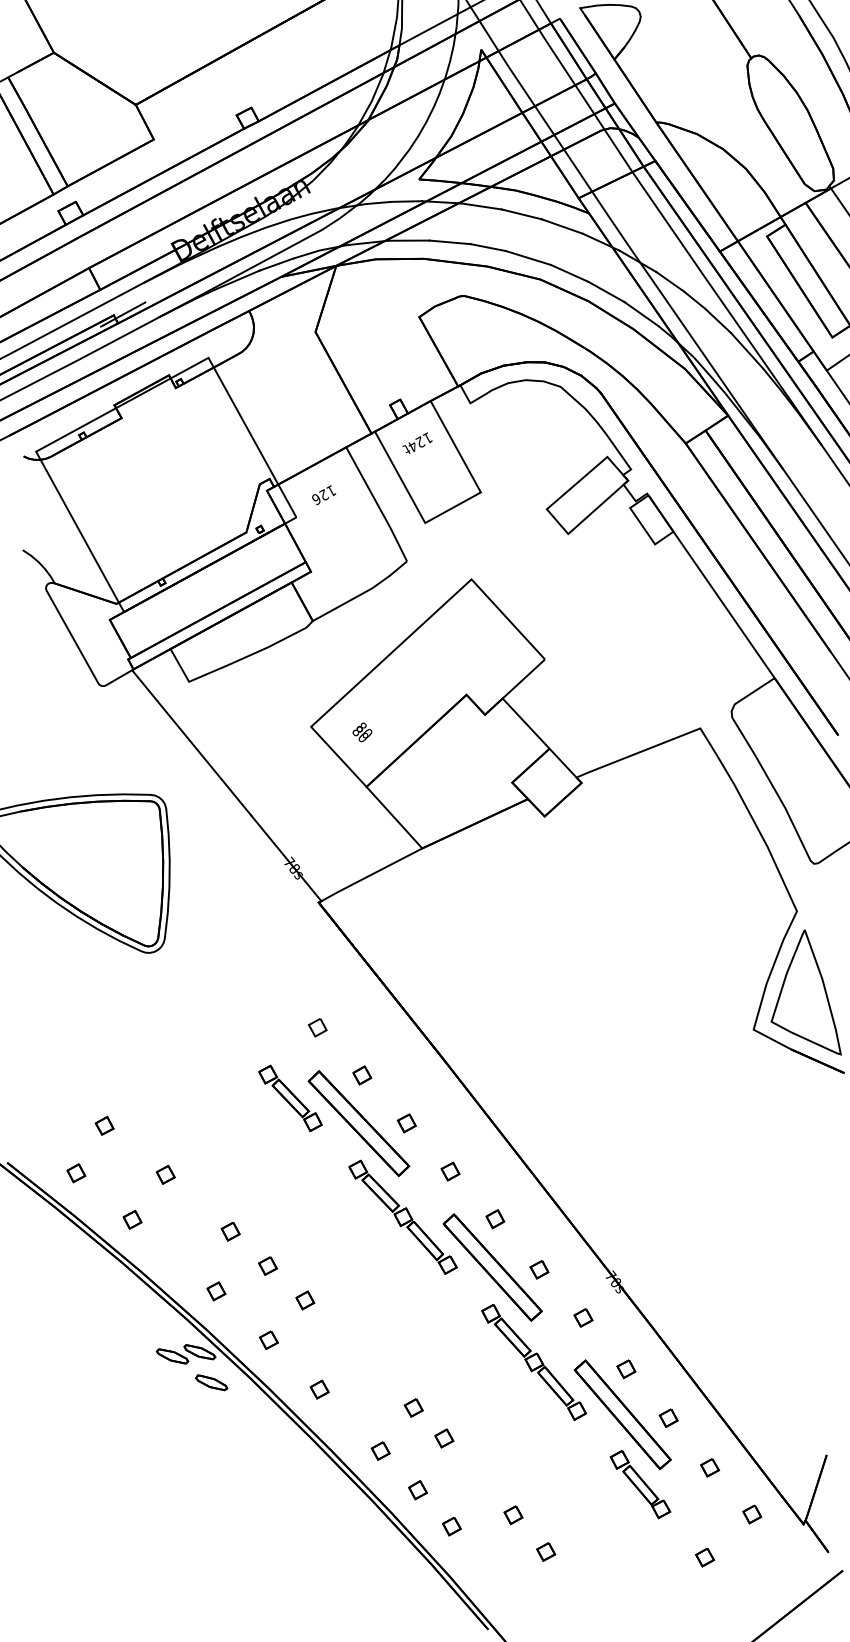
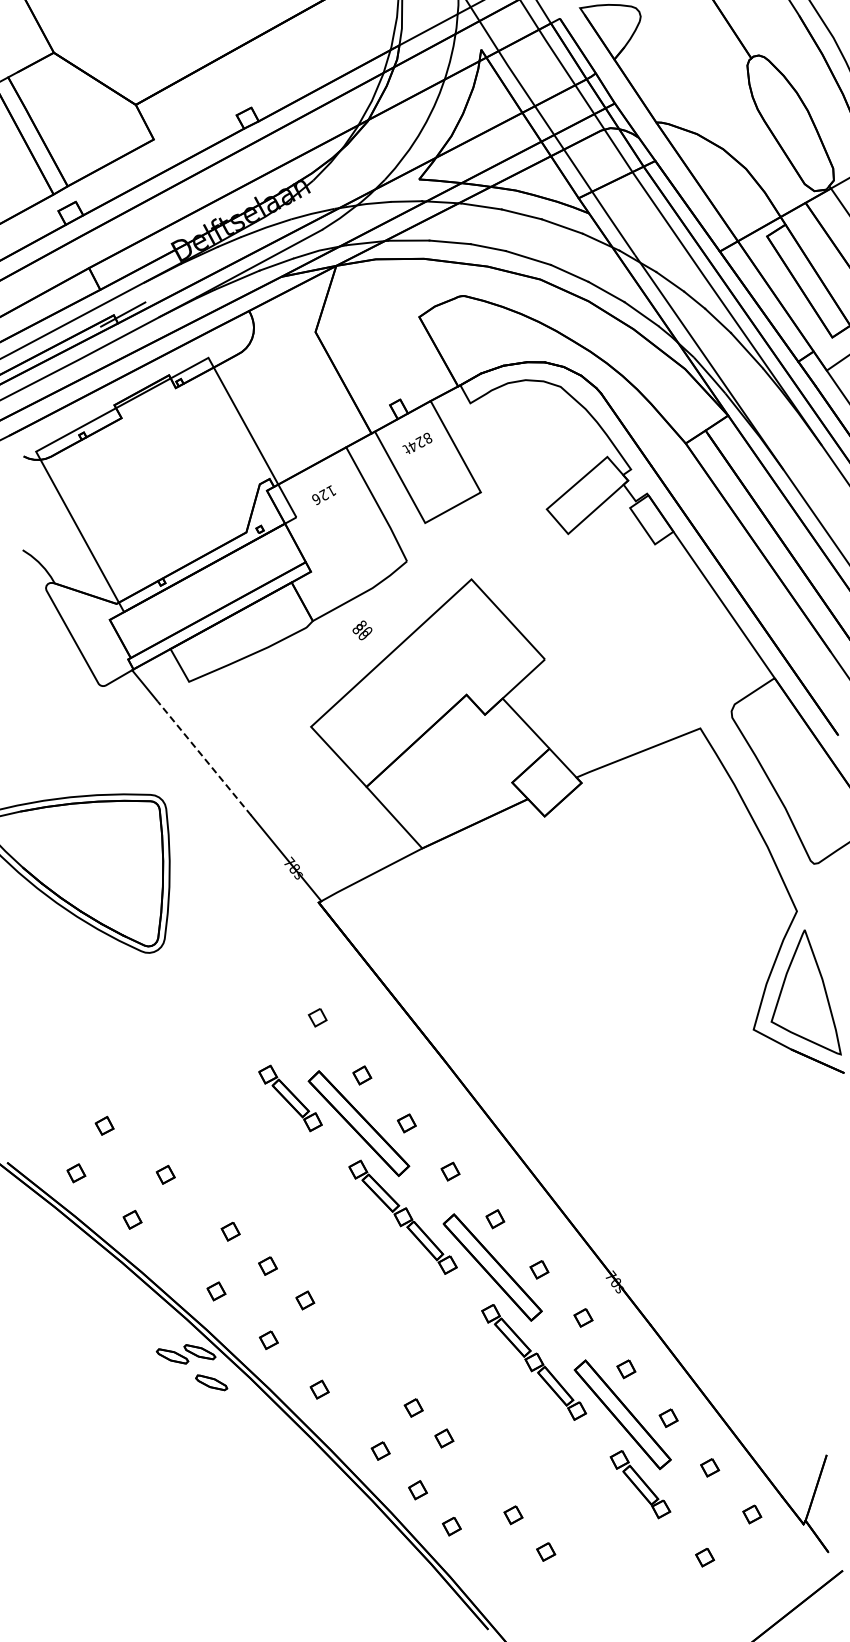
text: 124t -> 824t (427, 437)
text position: (362, 732) -> (362, 630) (362, 630)
line: solid -> dashed (204, 758)
part position: (317, 1027) -> (317, 1017) (317, 1017)
